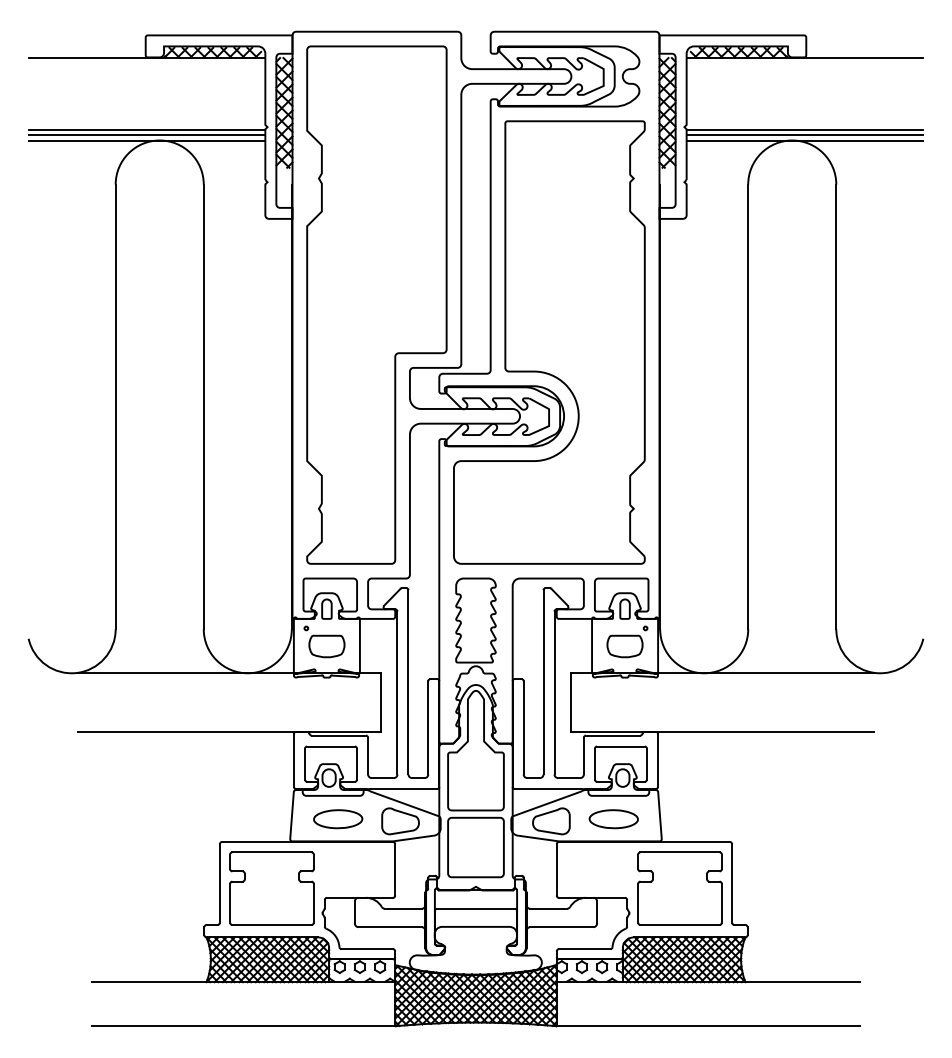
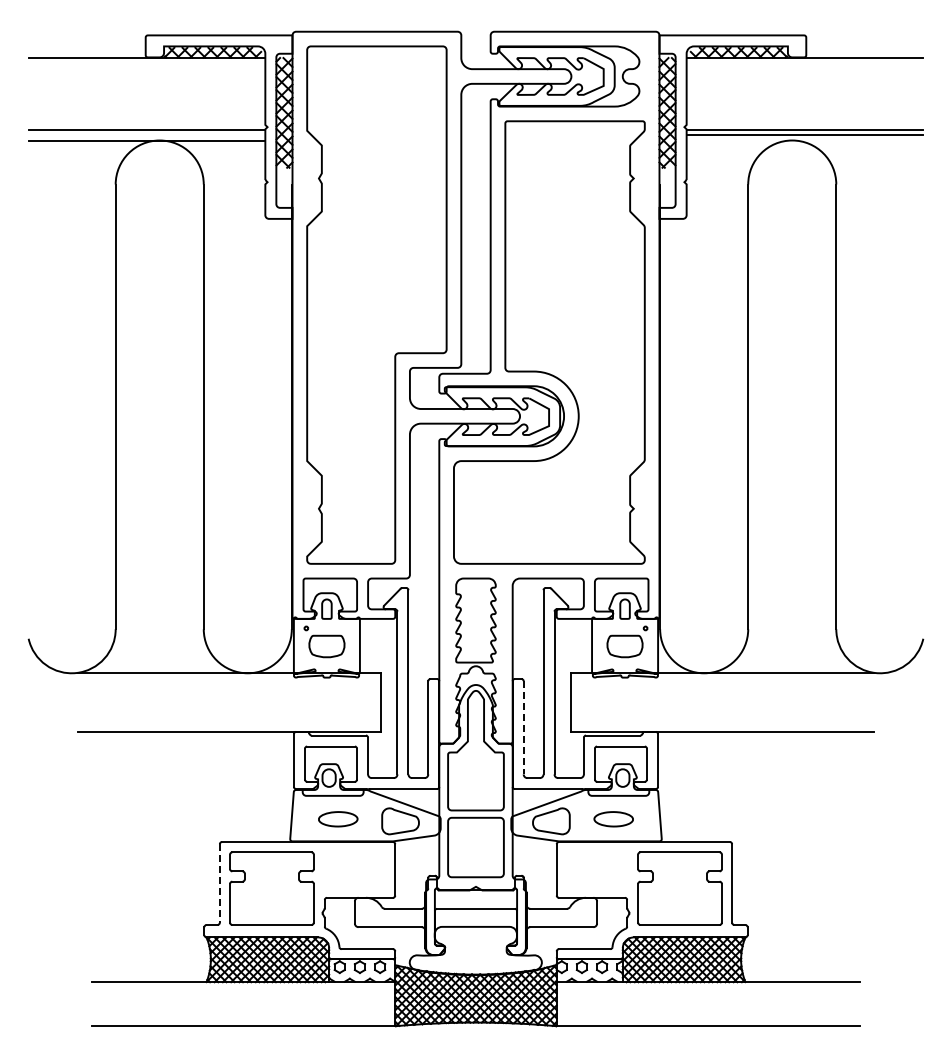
line: present -> none (146, 135)
line: present -> none (805, 140)
line: solid -> dashed (523, 727)
part size: 51x21 px -> 41x17 px (338, 819)
part size: 51x21 px -> 41x17 px (613, 819)
line: solid -> dashed (219, 884)
